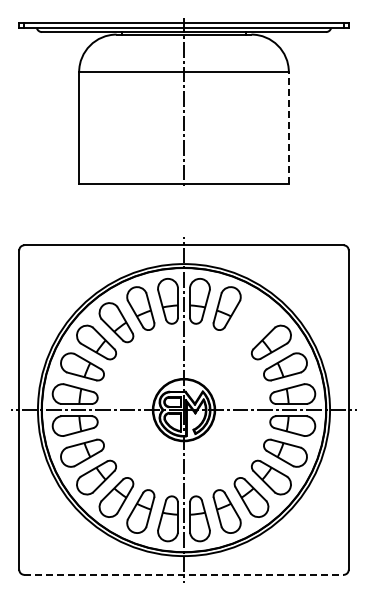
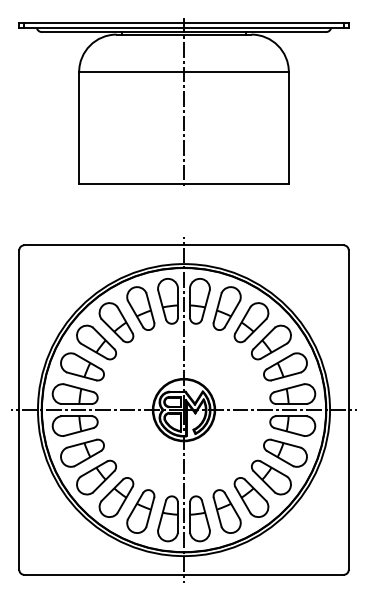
line: dashed -> solid (288, 127)
part: none -> present (251, 322)
line: dashed -> solid (184, 574)
